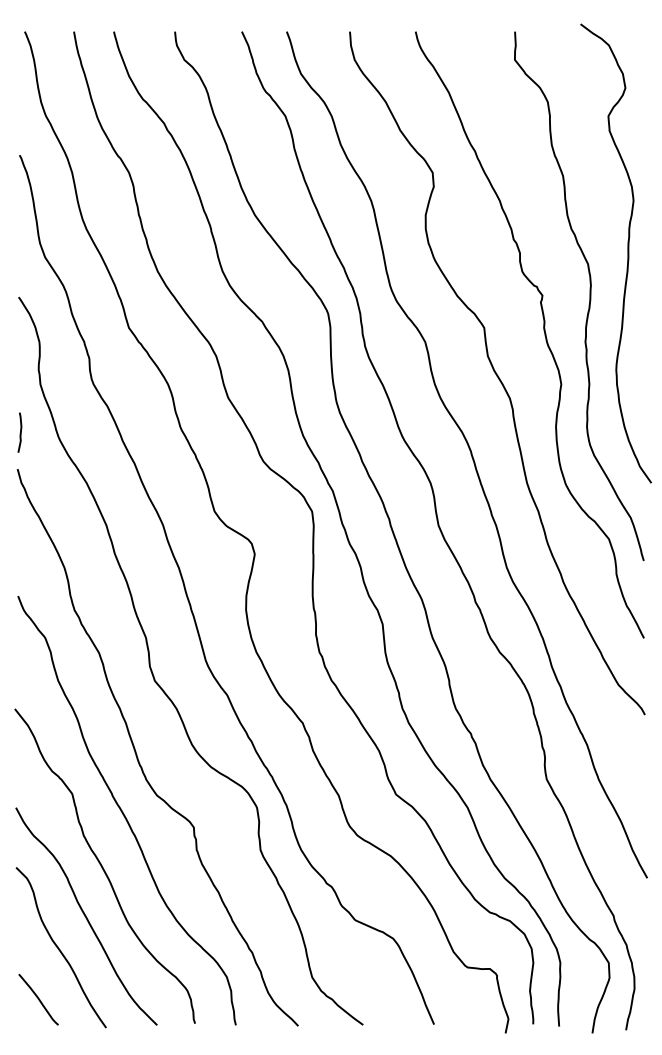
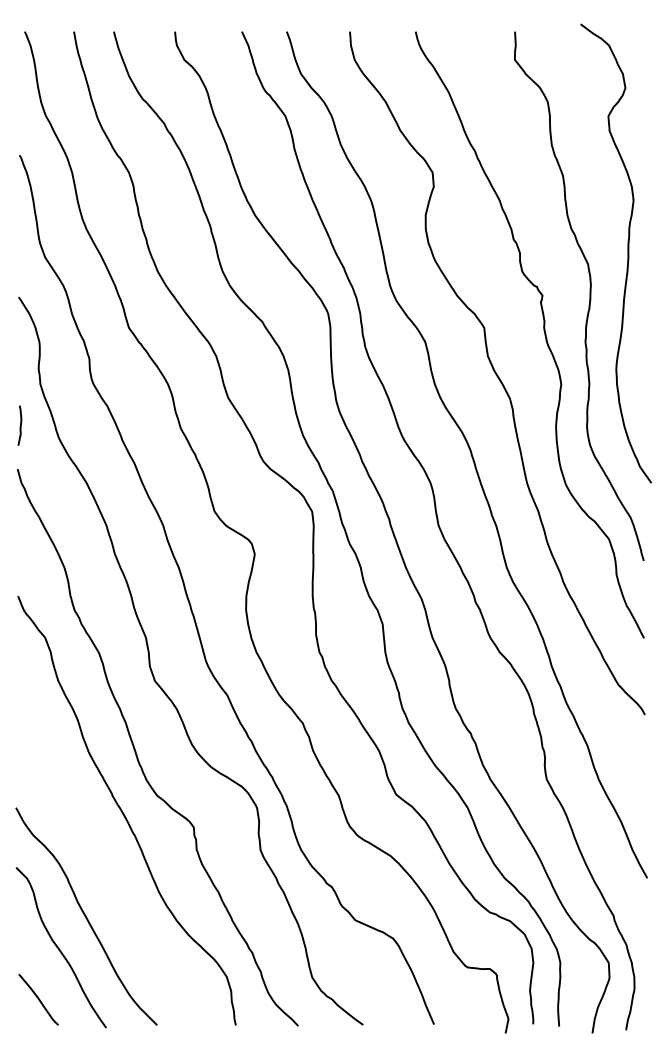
curve position: (20, 432) -> (20, 425) (20, 425)
curve: present -> none (102, 865)
